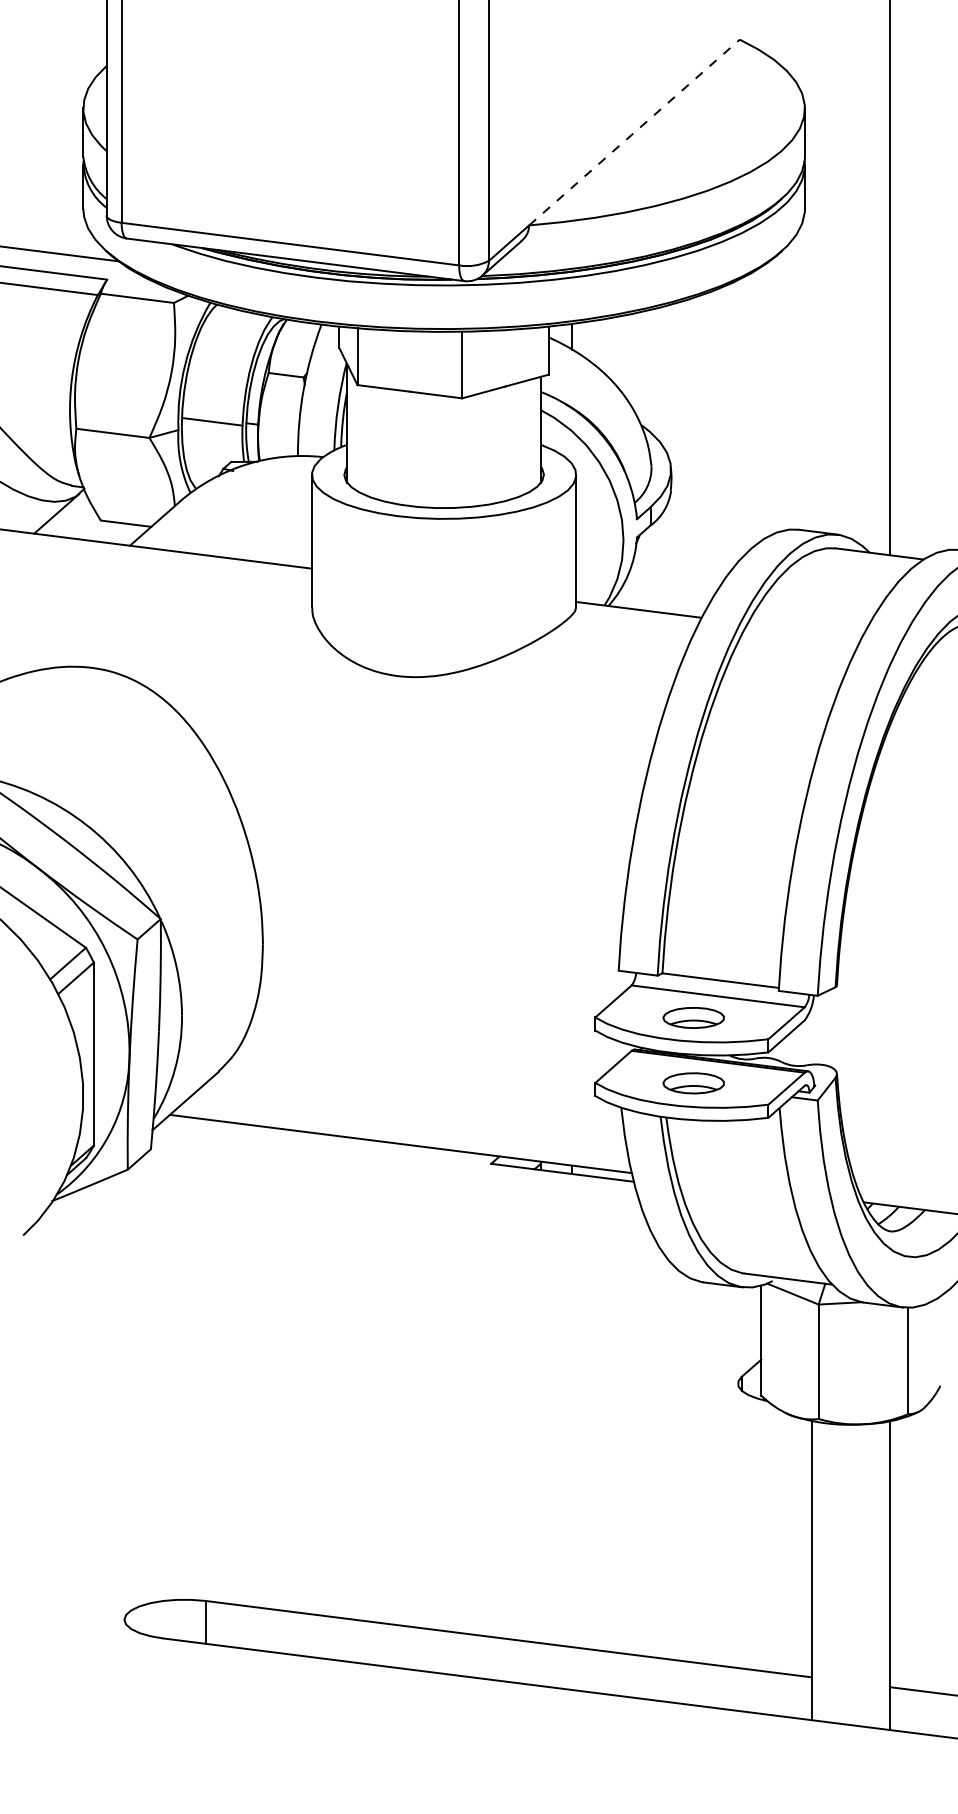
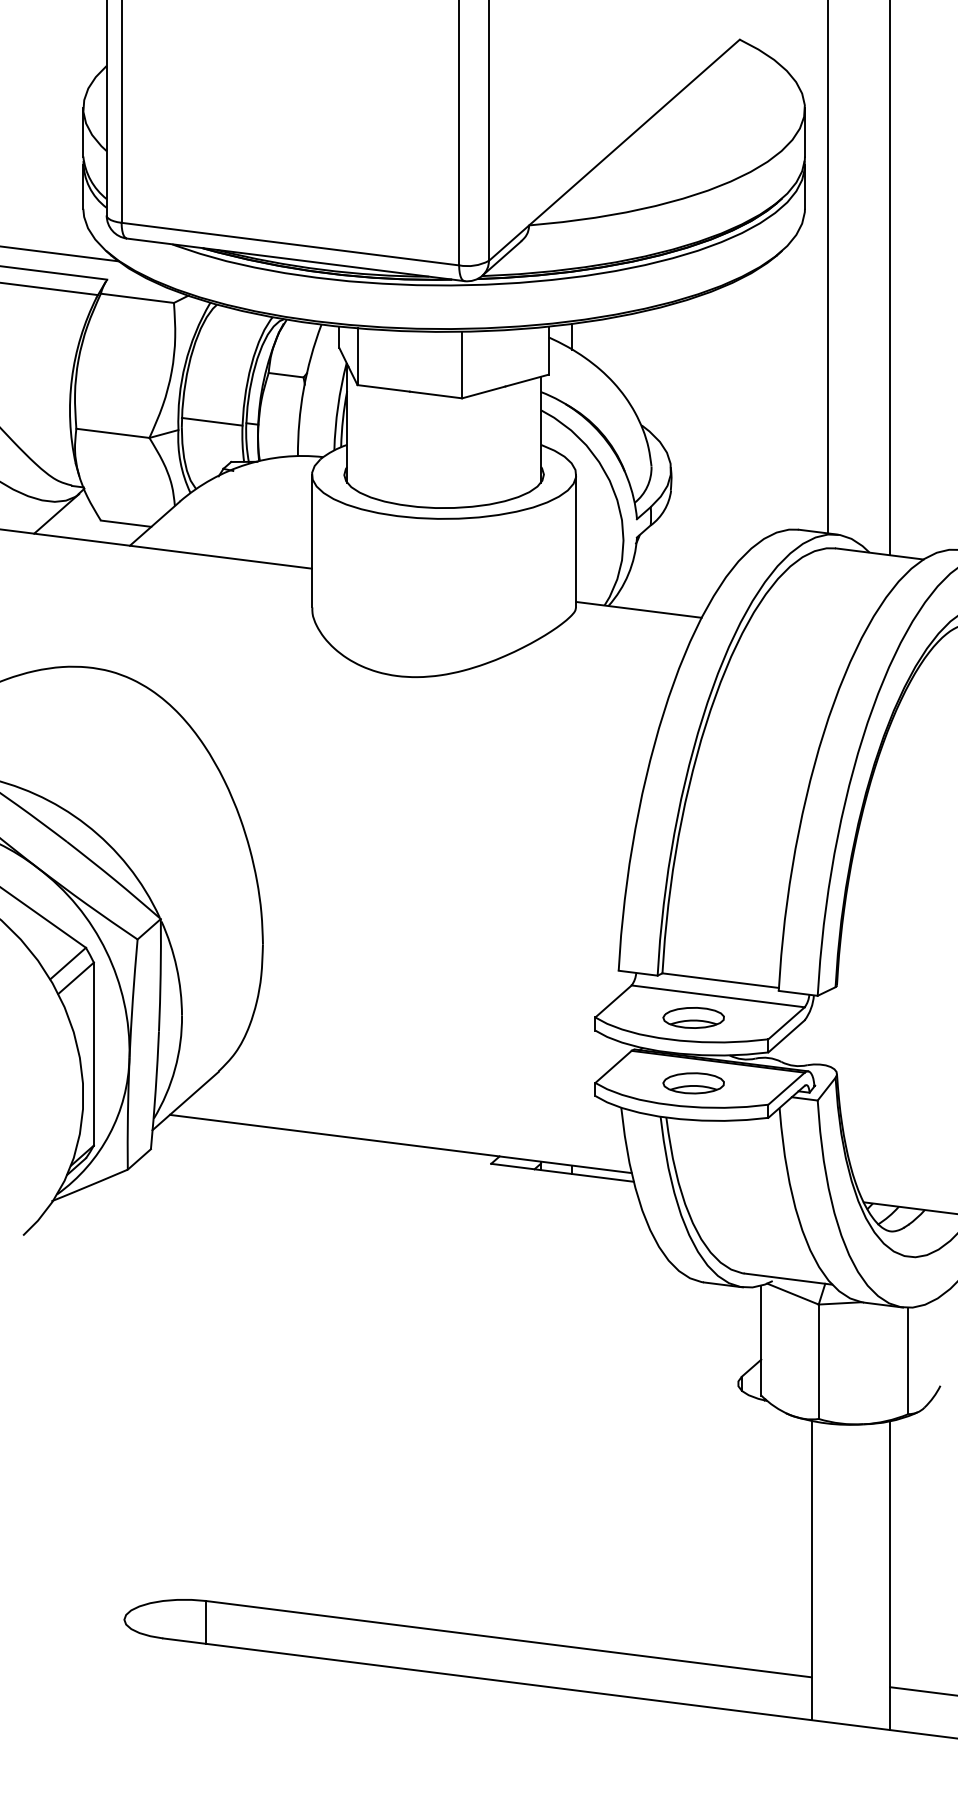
line: dashed -> solid (634, 132)
line: none -> present (828, 267)
